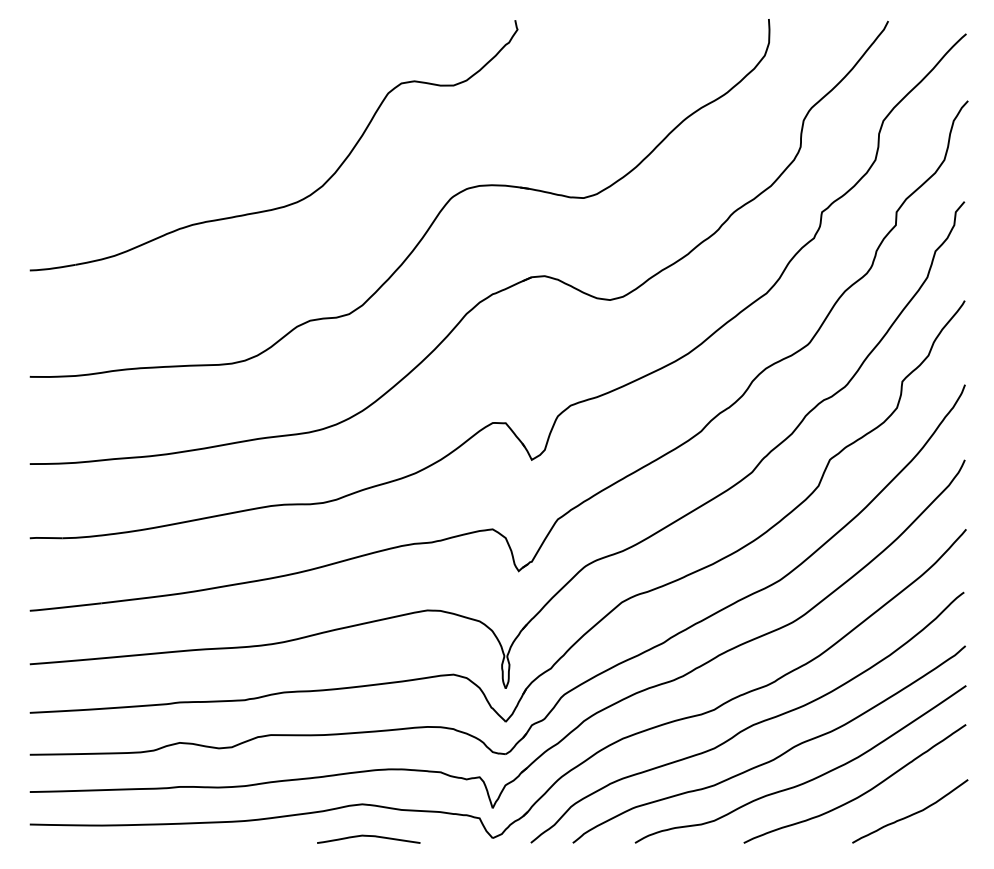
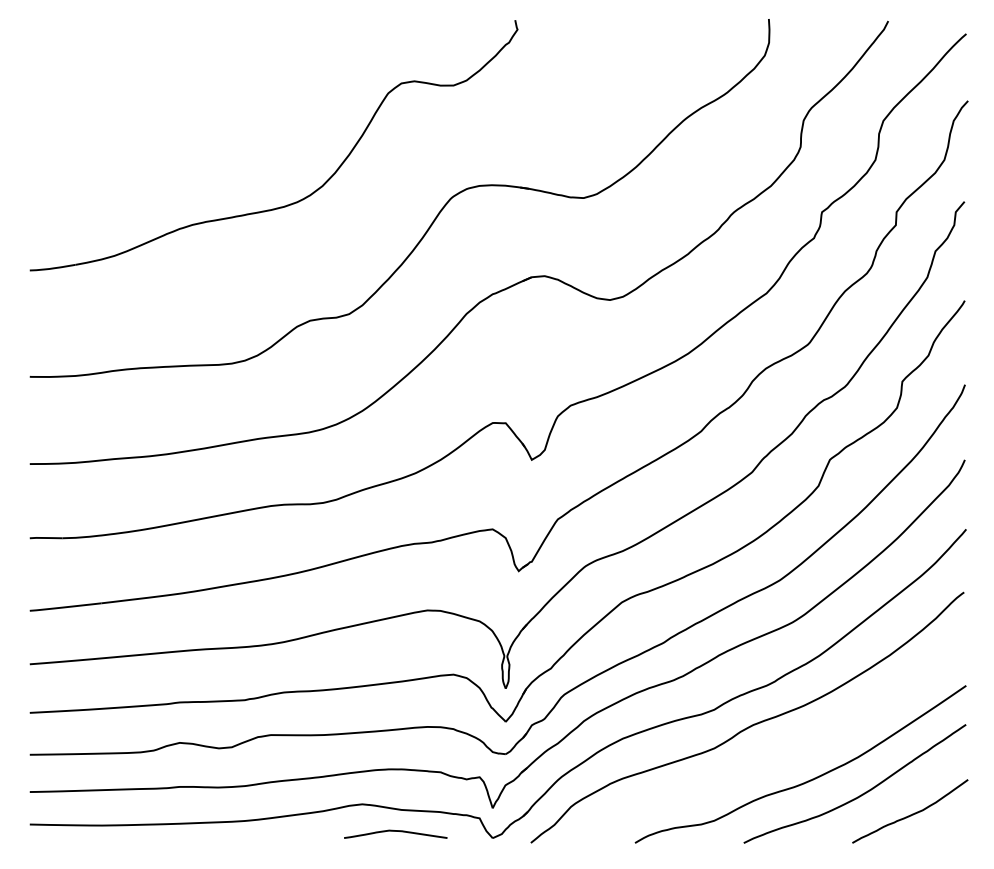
curve: present -> none (775, 757)
curve position: (368, 836) -> (395, 831) (395, 831)
